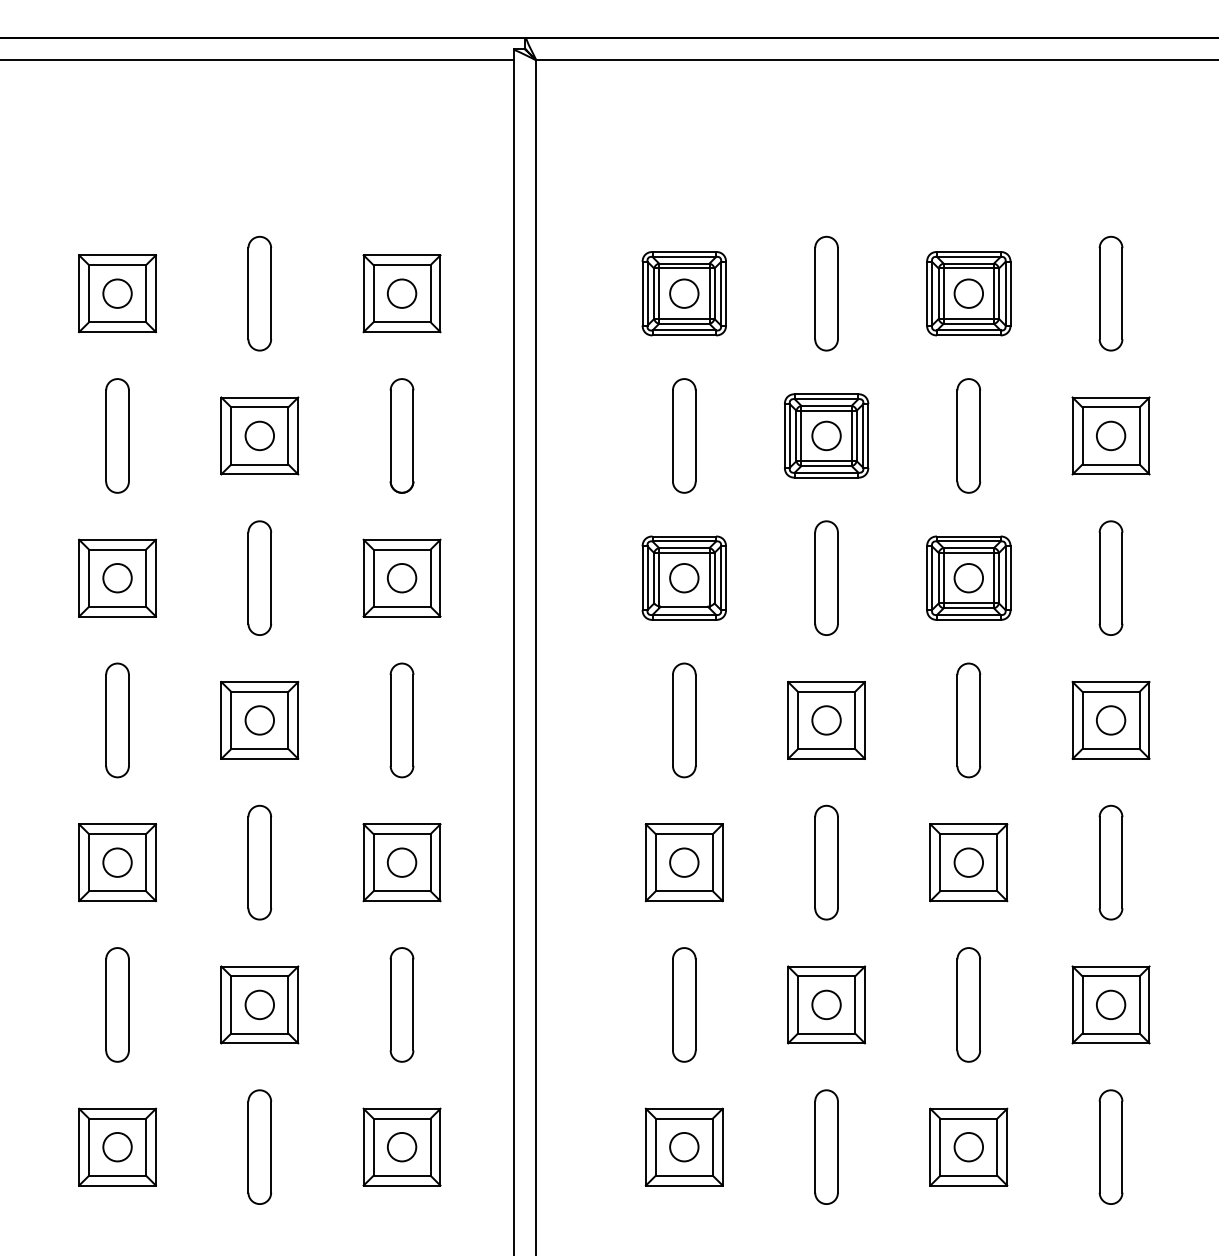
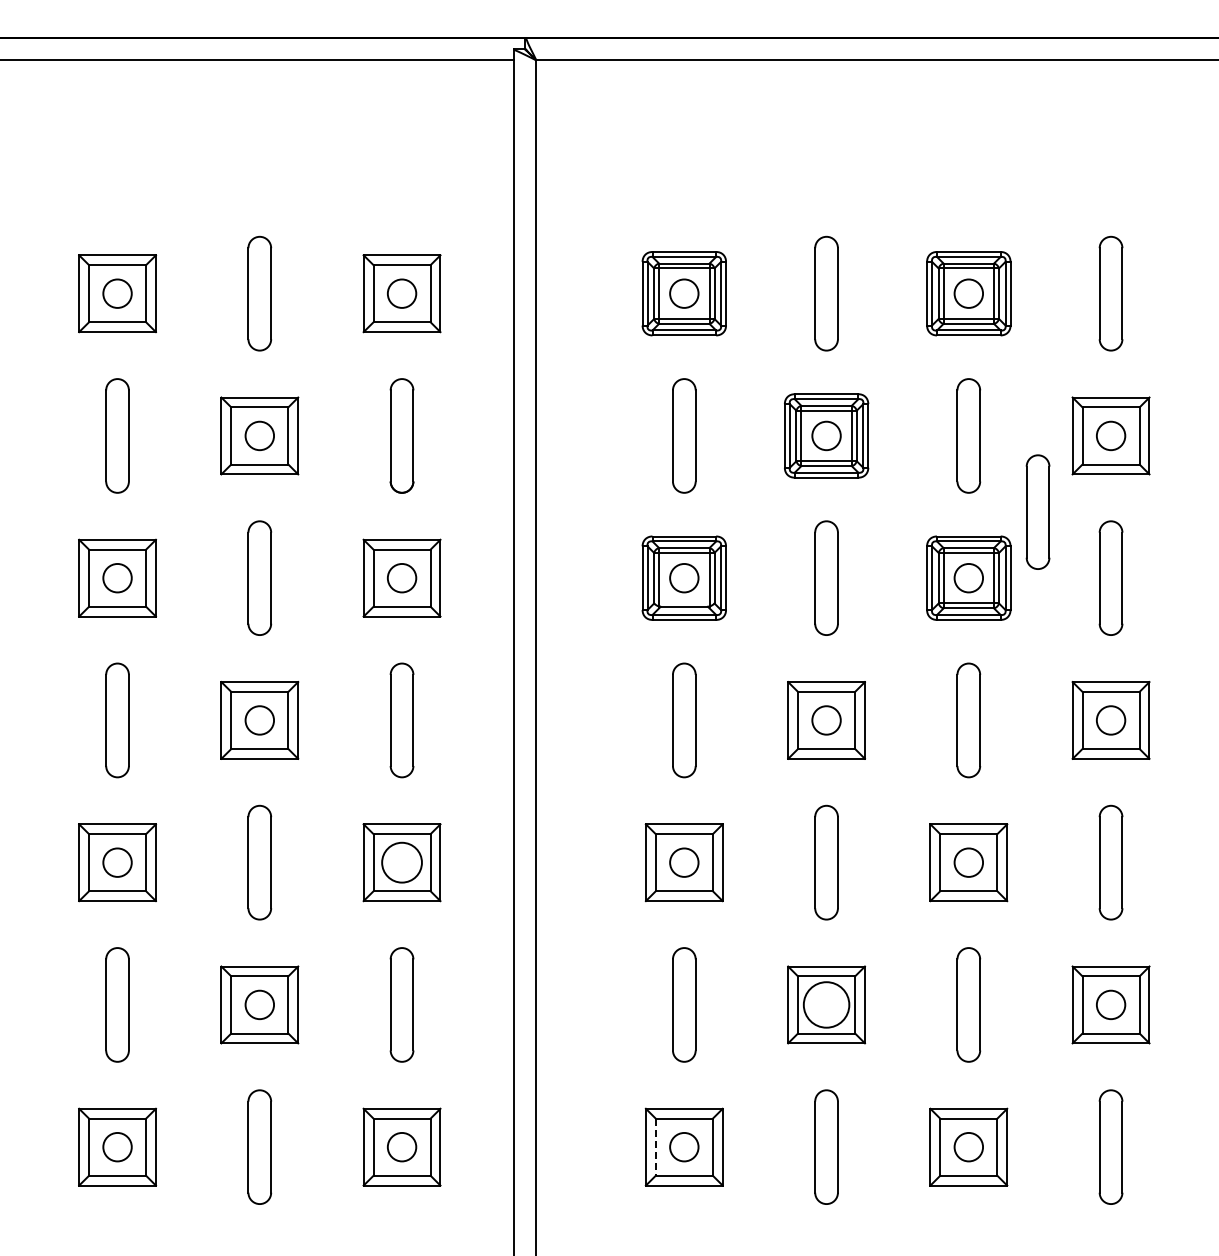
part: none -> present (1037, 511)
circle diameter: 28 px -> 40 px (401, 862)
circle diameter: 28 px -> 46 px (826, 1004)
line: solid -> dashed (655, 1147)
